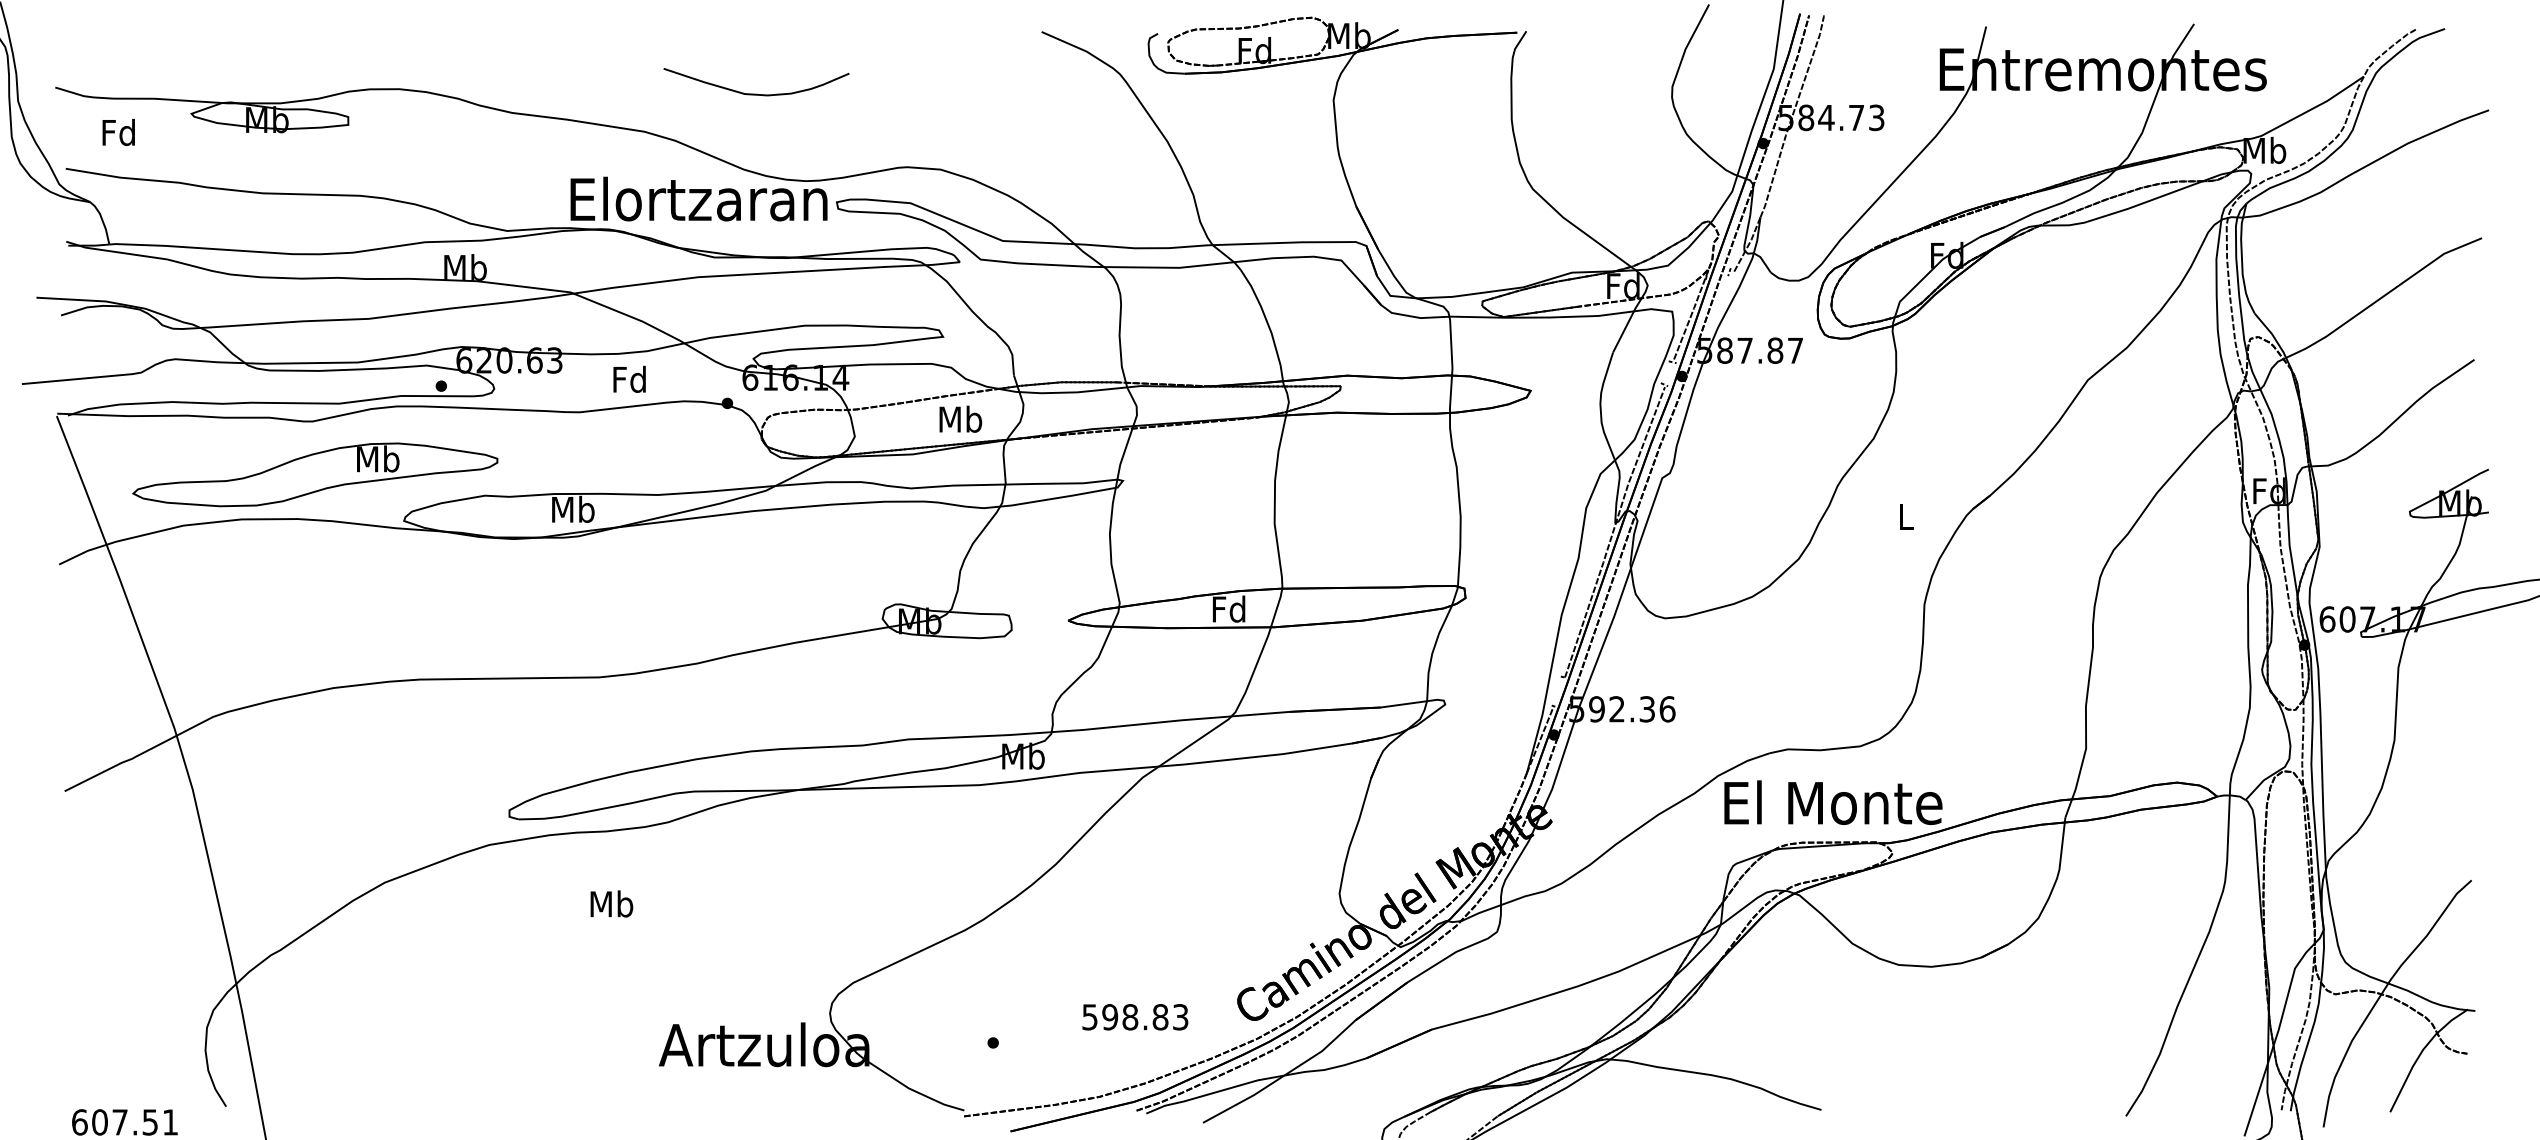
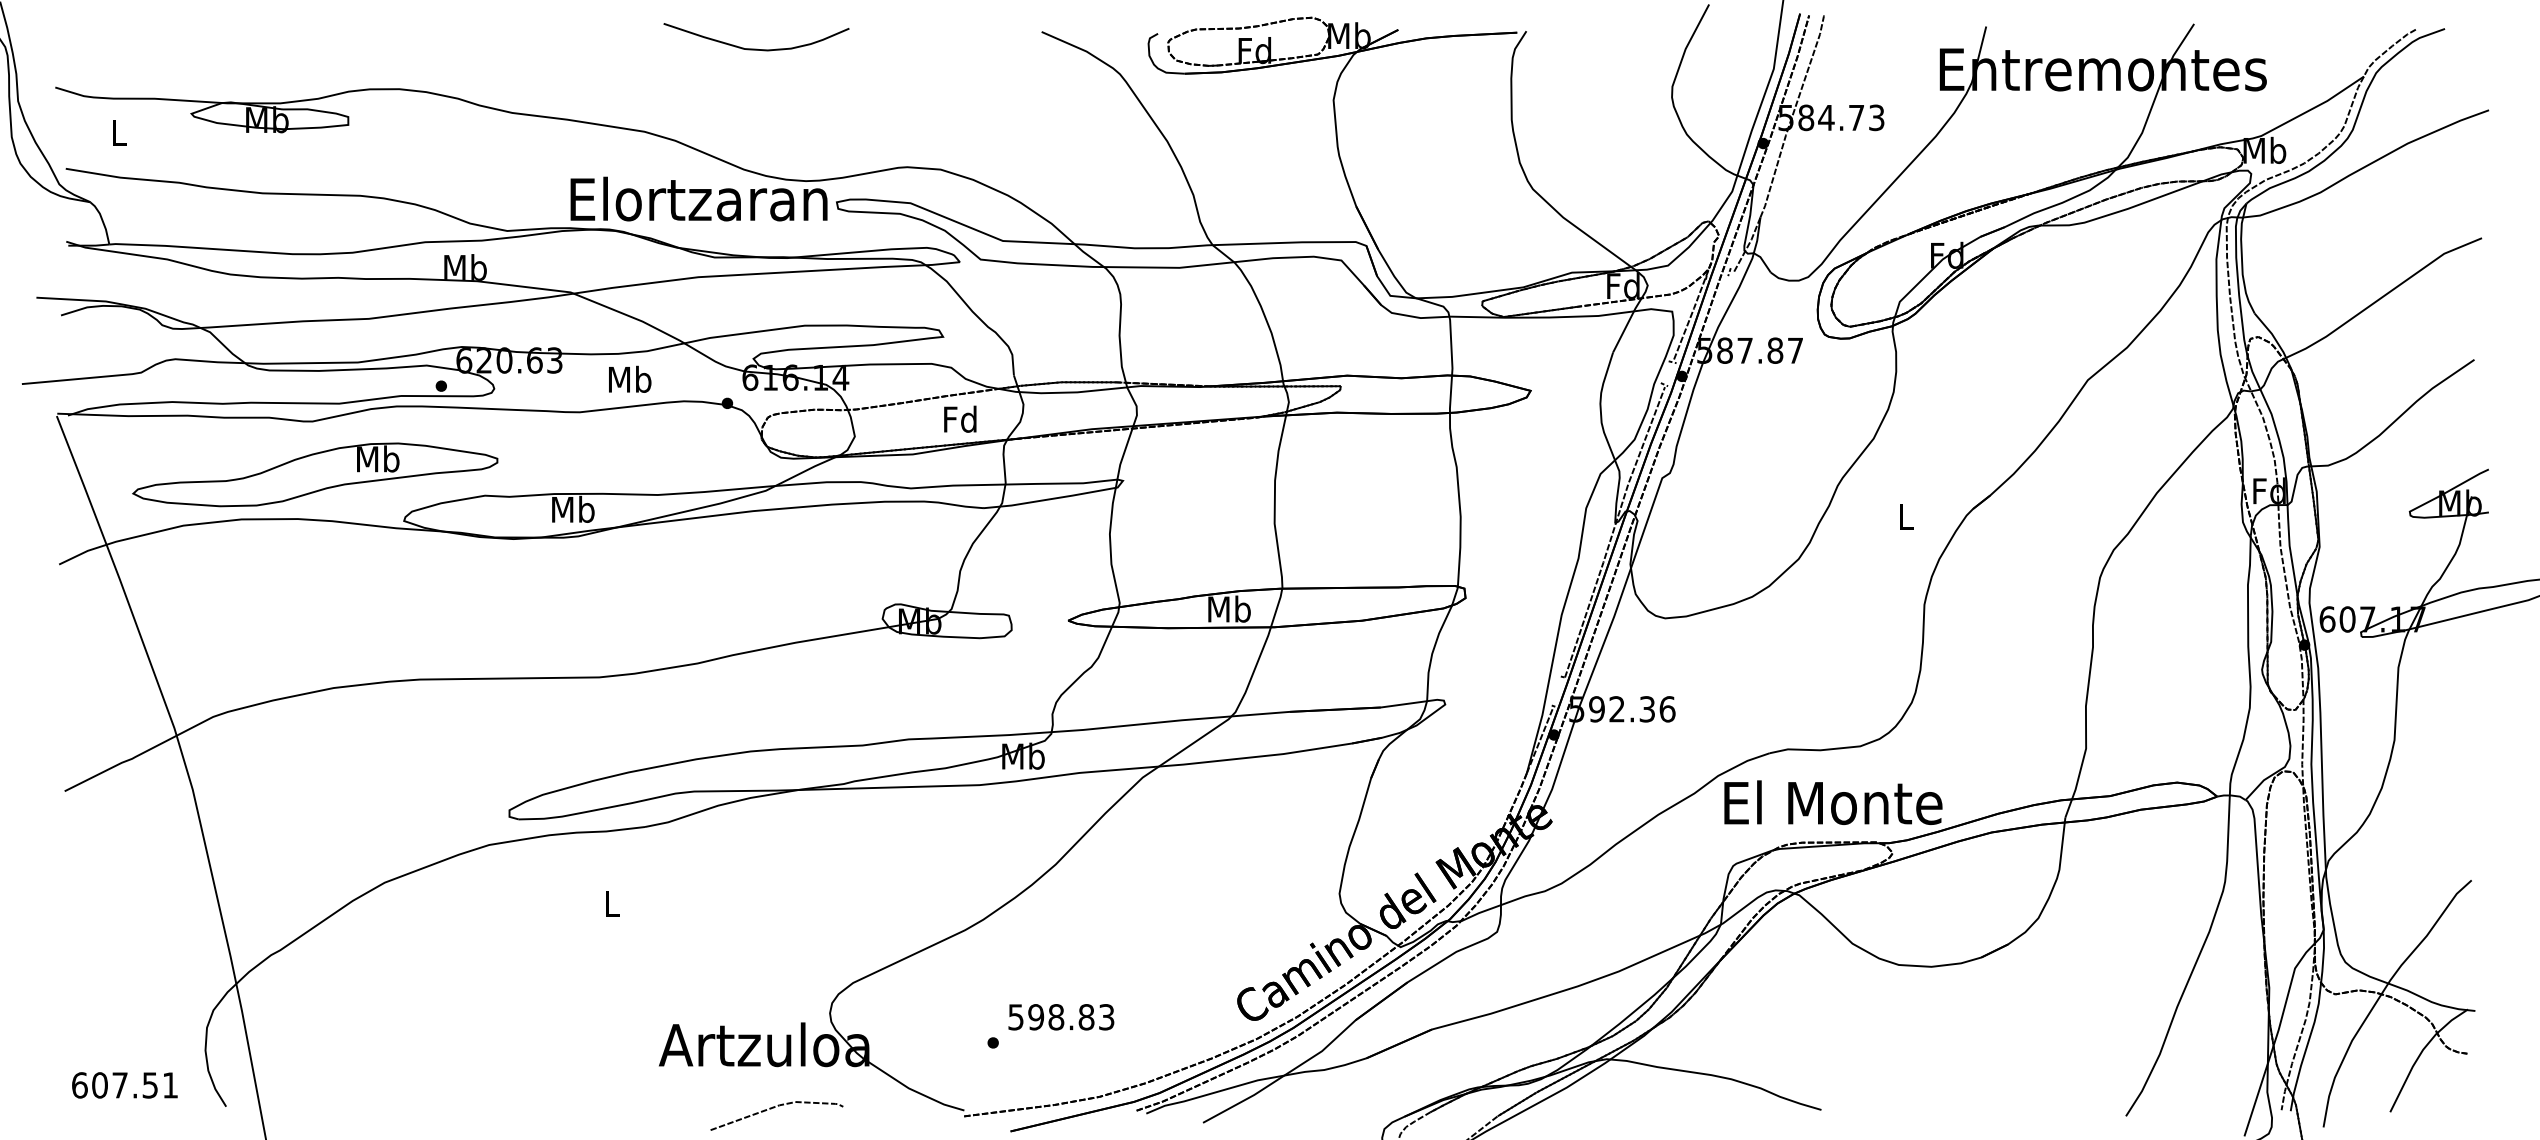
curve position: (756, 93) -> (756, 48) (756, 48)
text: Fd -> L (118, 131)
text: Fd -> Mb (630, 378)
text: Mb -> Fd (960, 418)
text: Fd -> Mb (1229, 608)
text: Mb -> L (611, 903)
text position: (1135, 1017) -> (1061, 1017) (1061, 1017)
curve: none -> present (774, 1108)
text position: (124, 1122) -> (124, 1085) (124, 1085)
